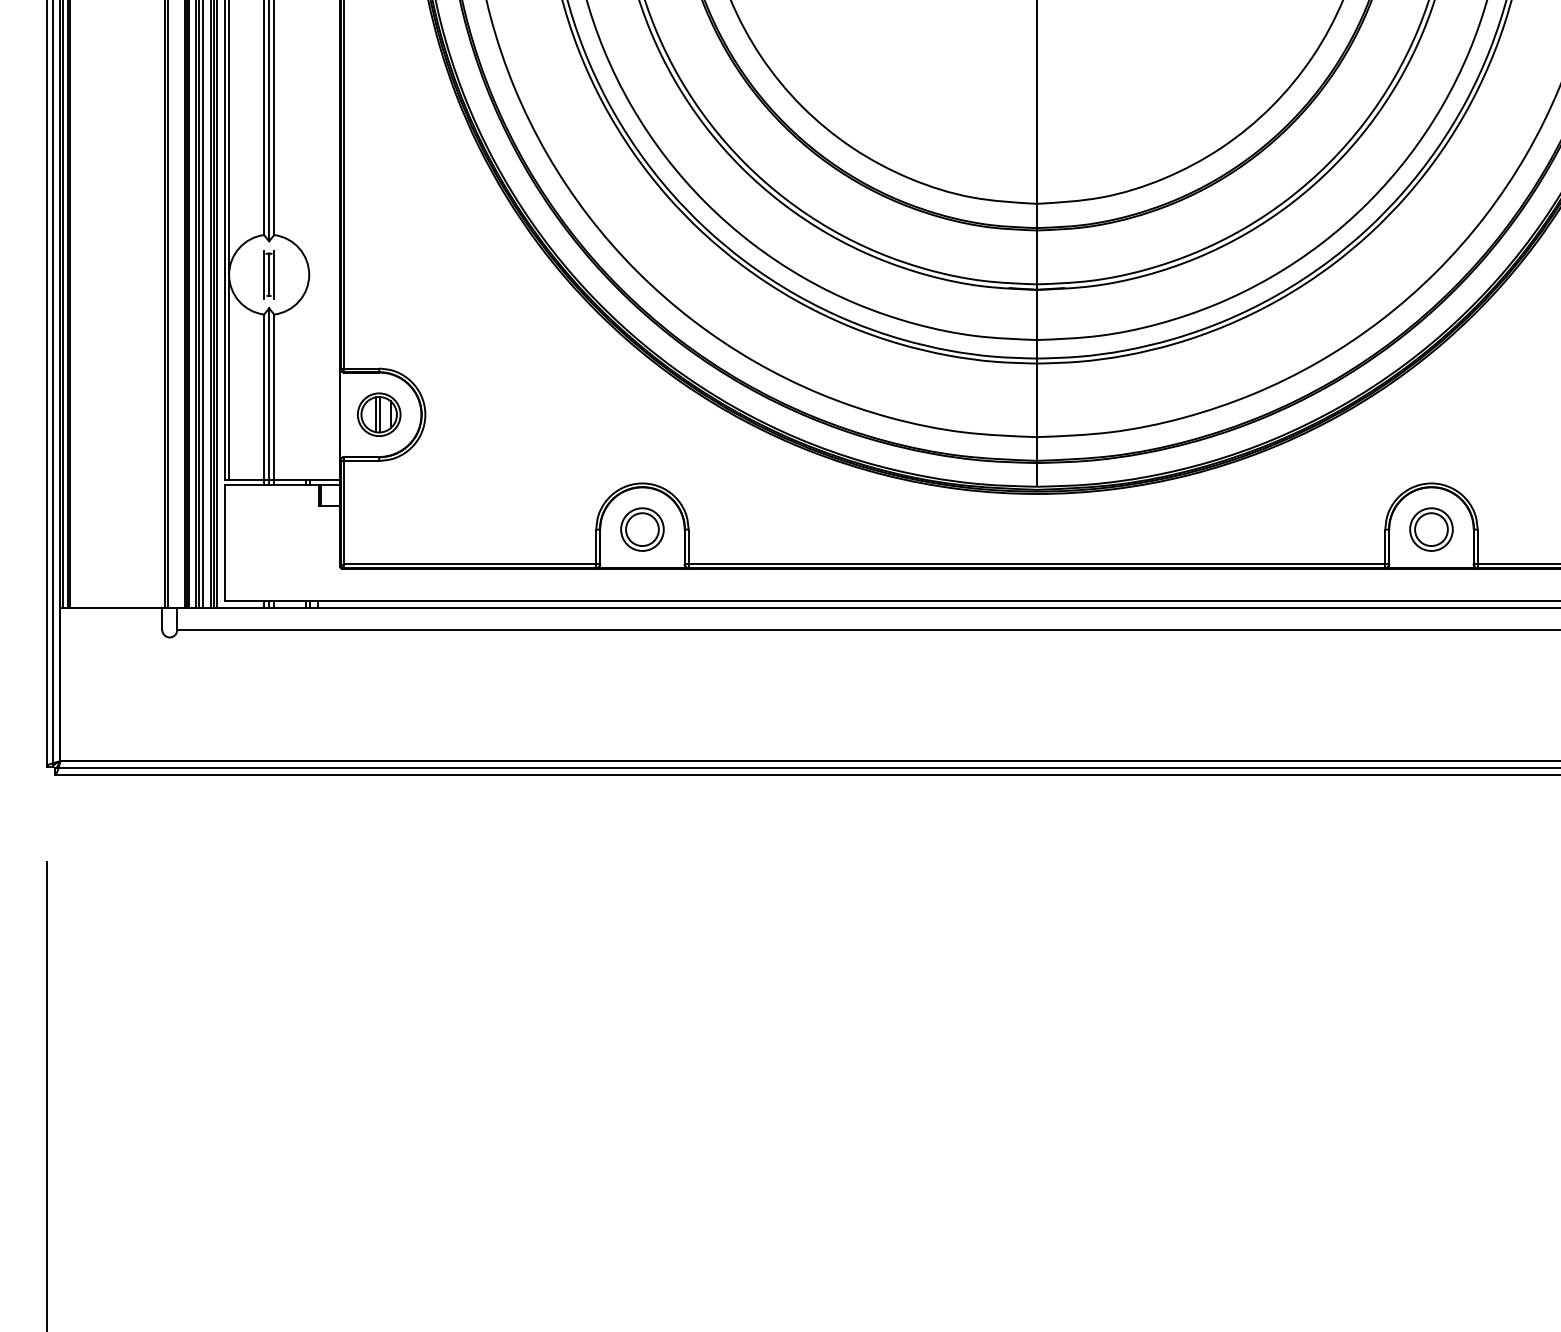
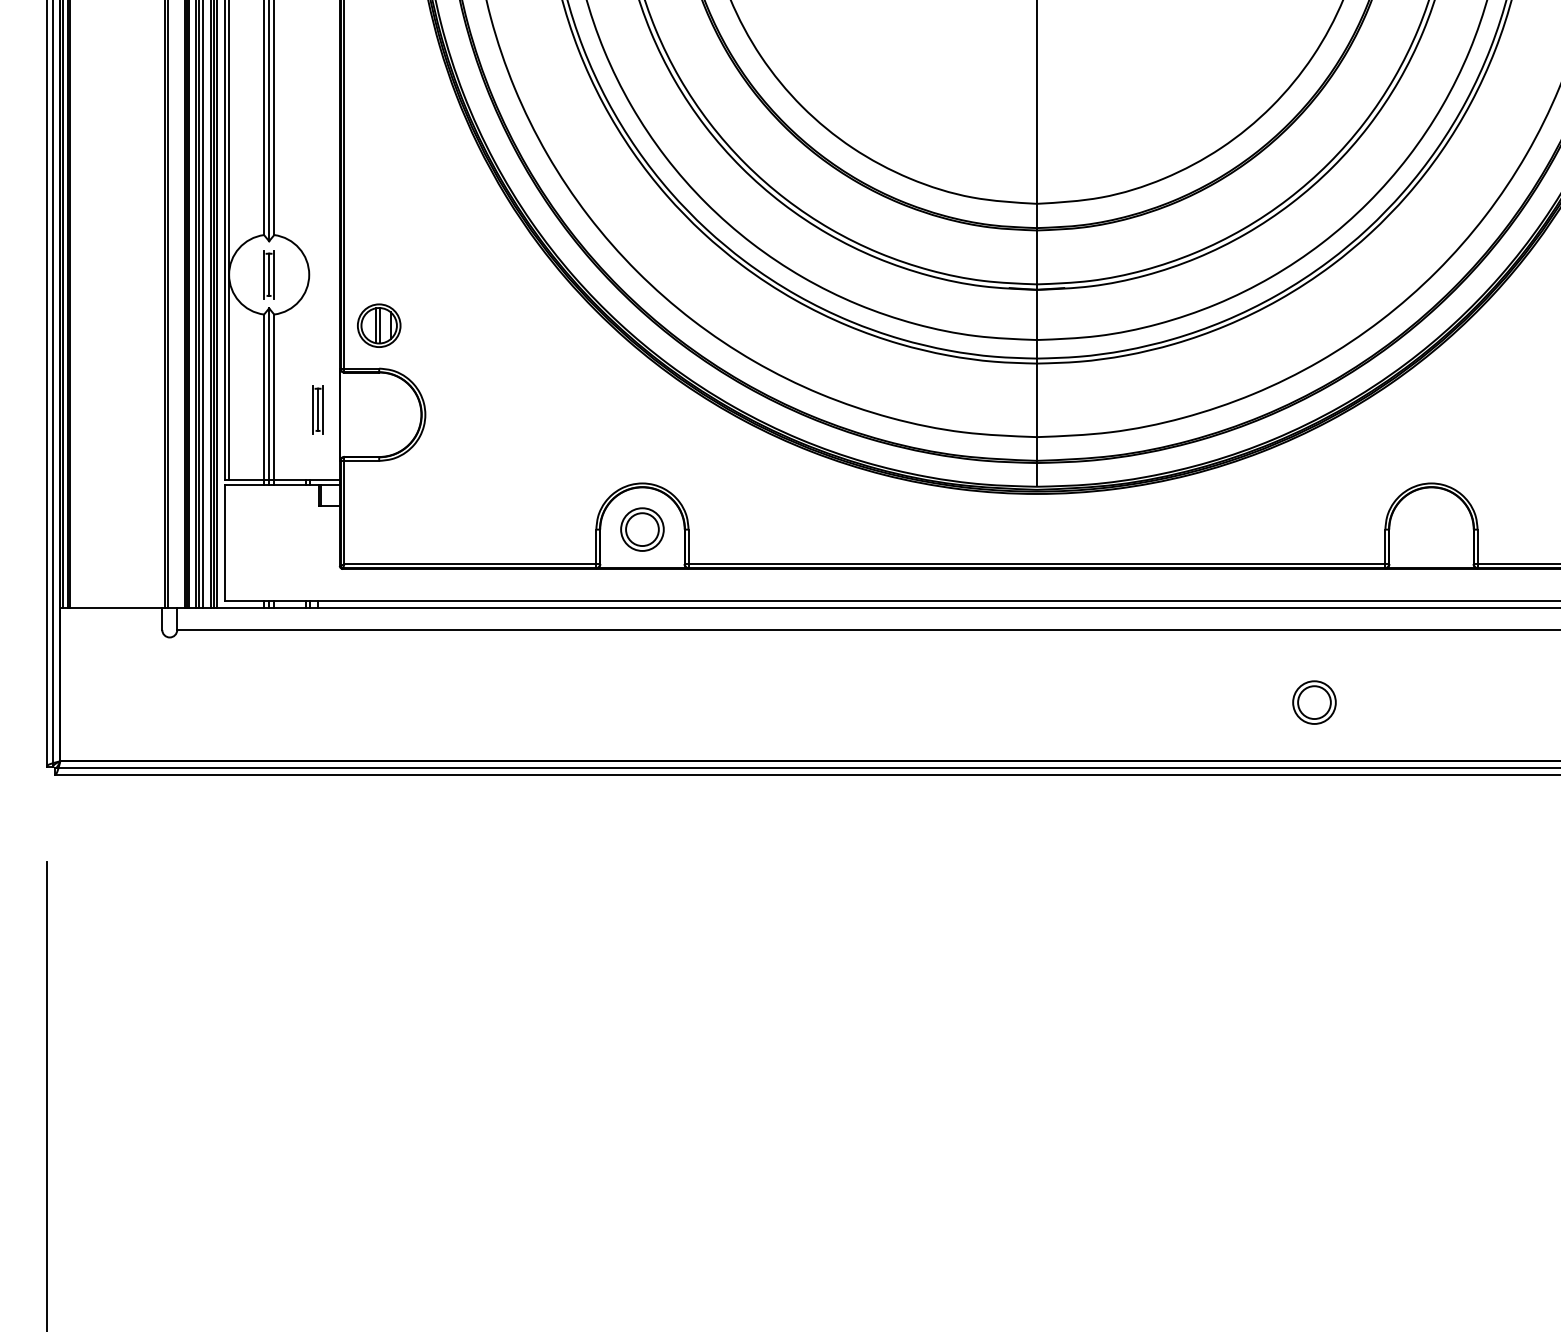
part: none -> present (317, 409)
part position: (379, 414) -> (379, 325) (379, 325)
part position: (1431, 529) -> (1314, 702) (1314, 702)
